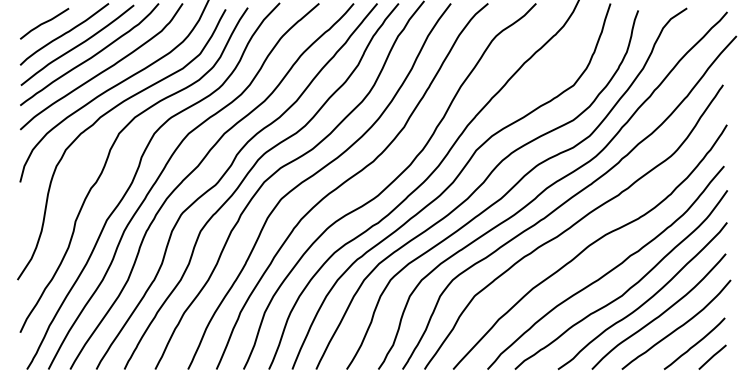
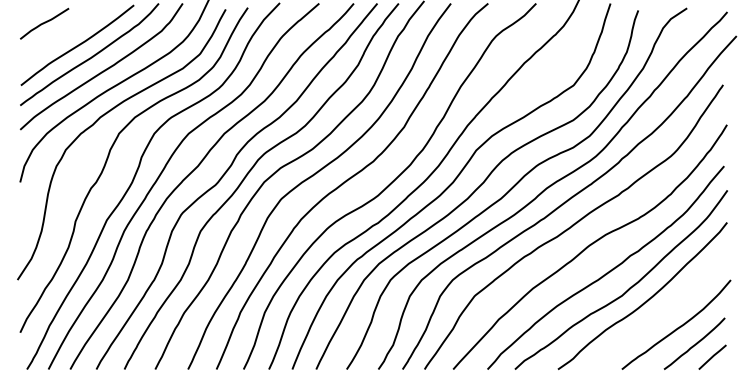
curve: present -> none (64, 34)
curve: present -> none (659, 314)
